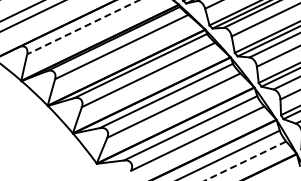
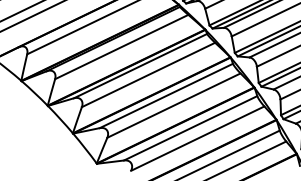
line: dashed -> solid (83, 27)
line: dashed -> solid (245, 161)
